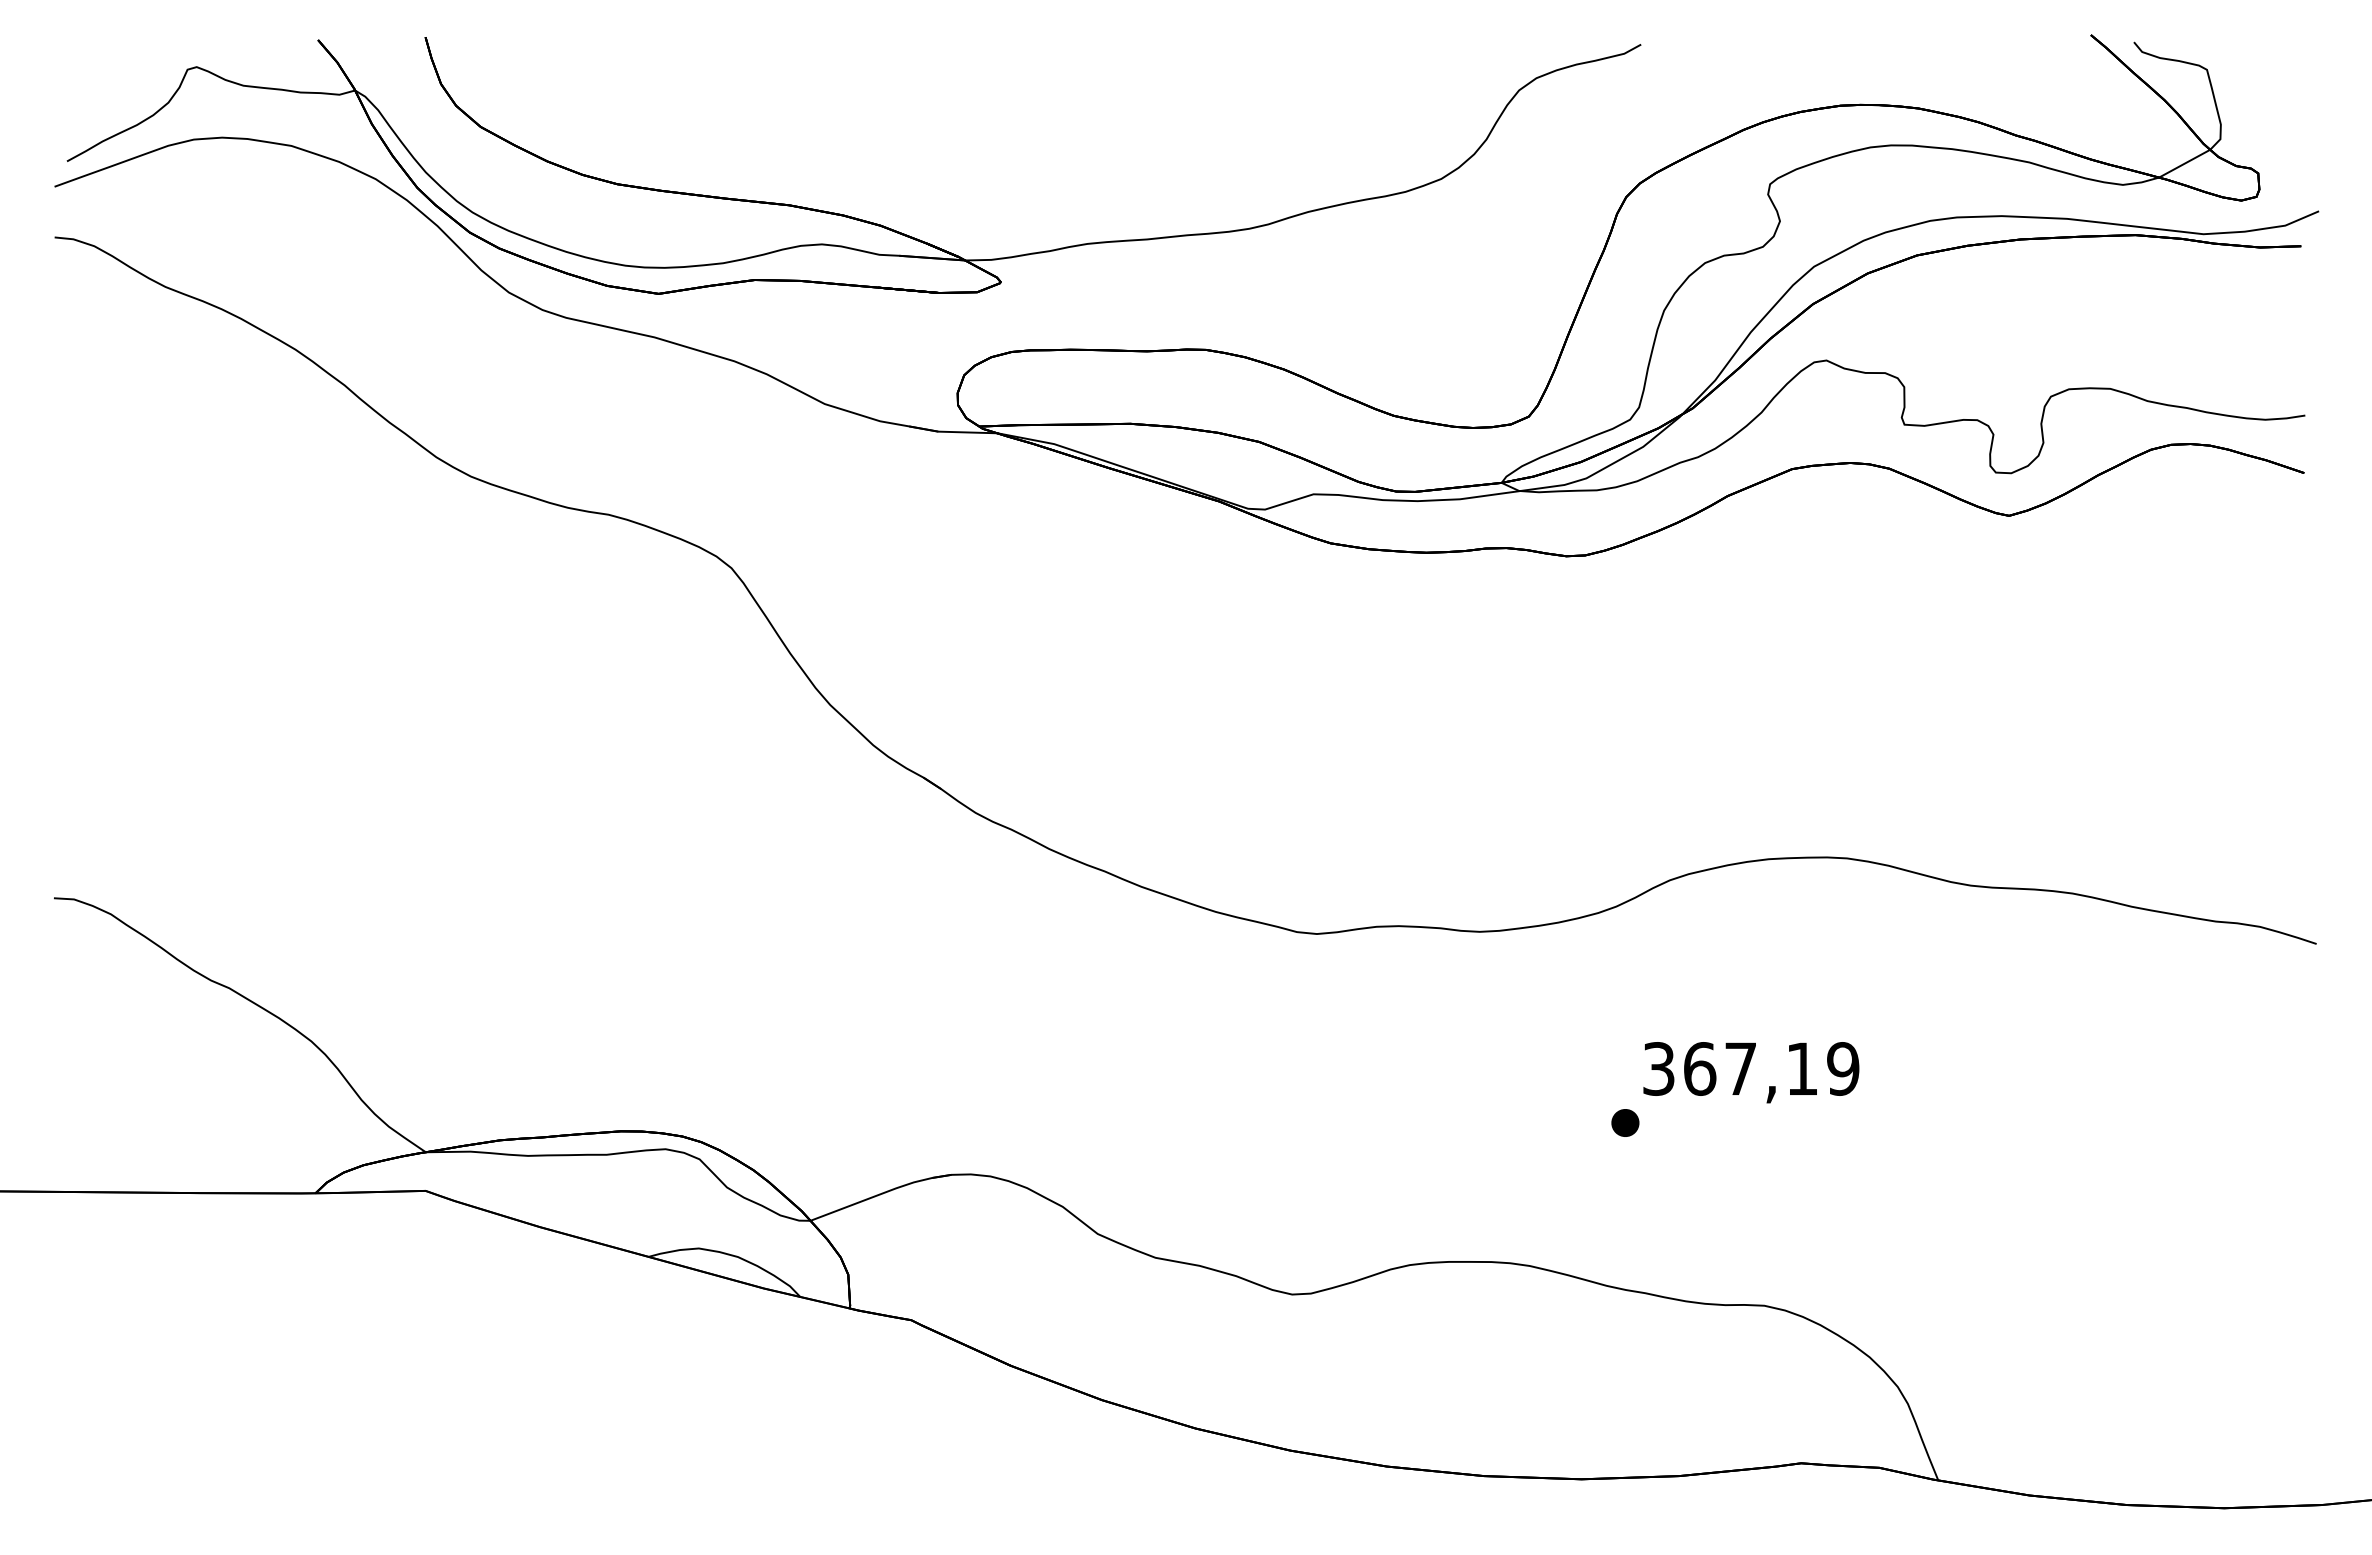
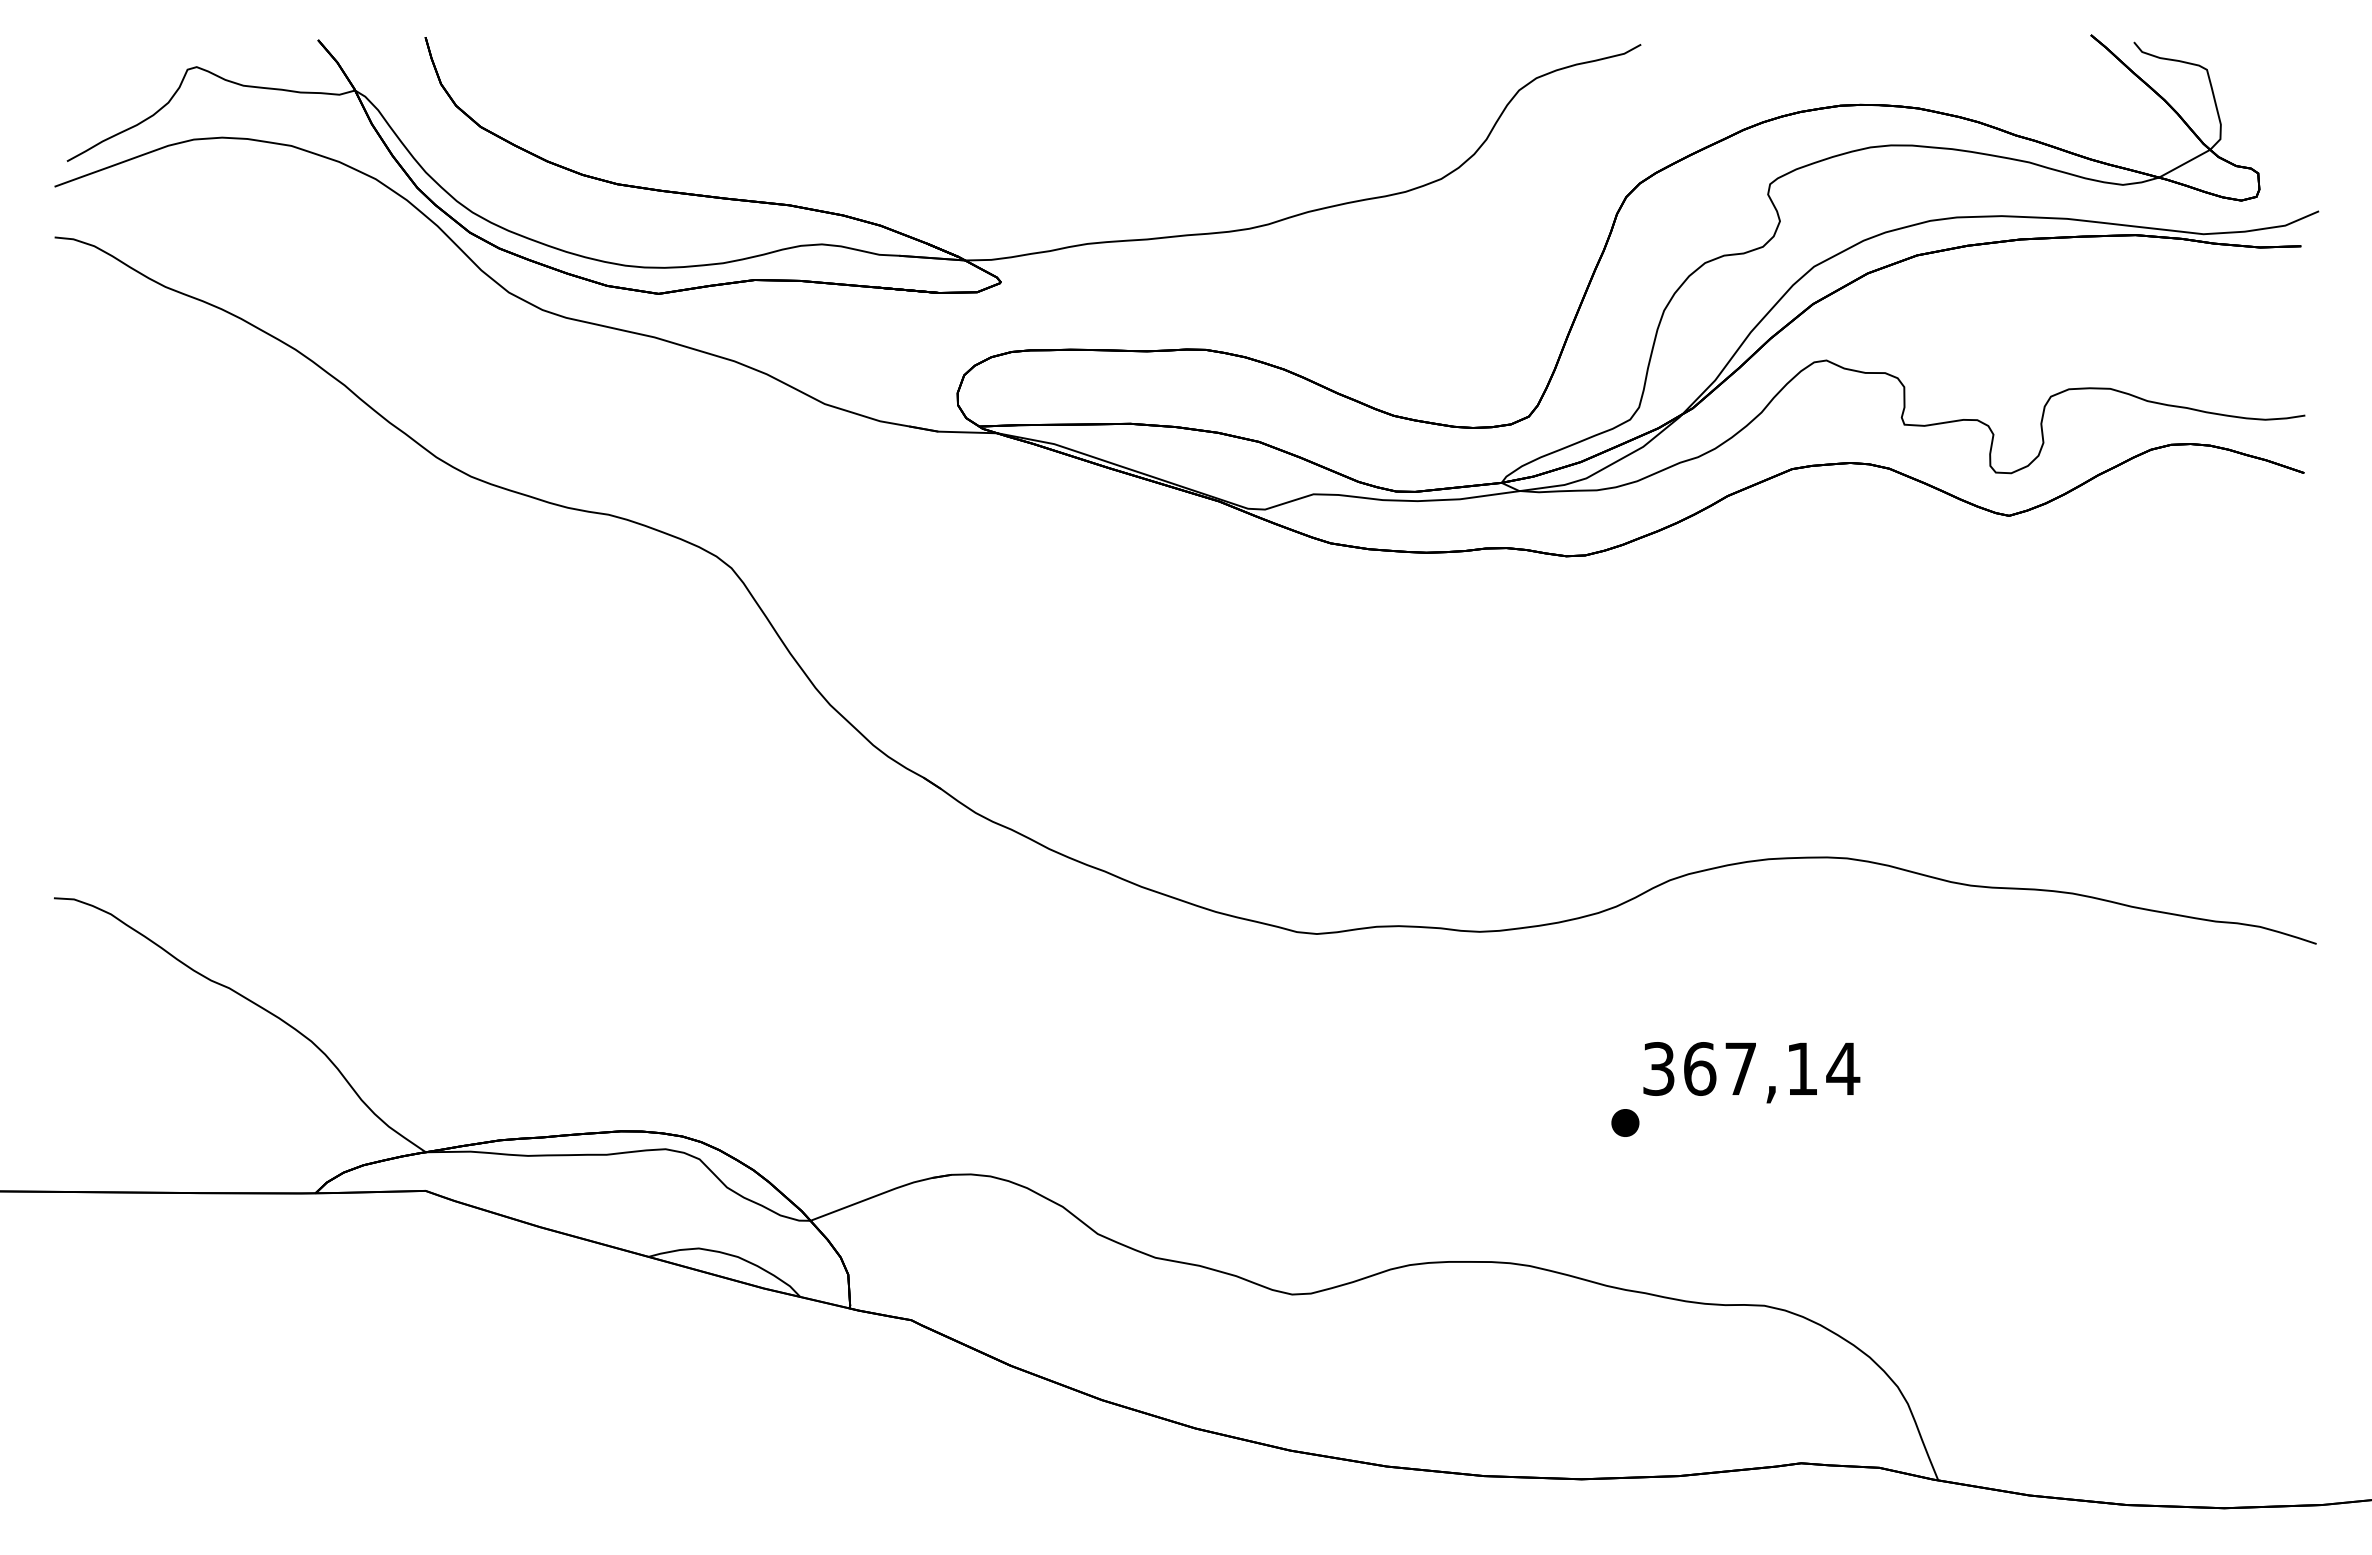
text: 367,19 -> 367,14 (1843, 1068)
